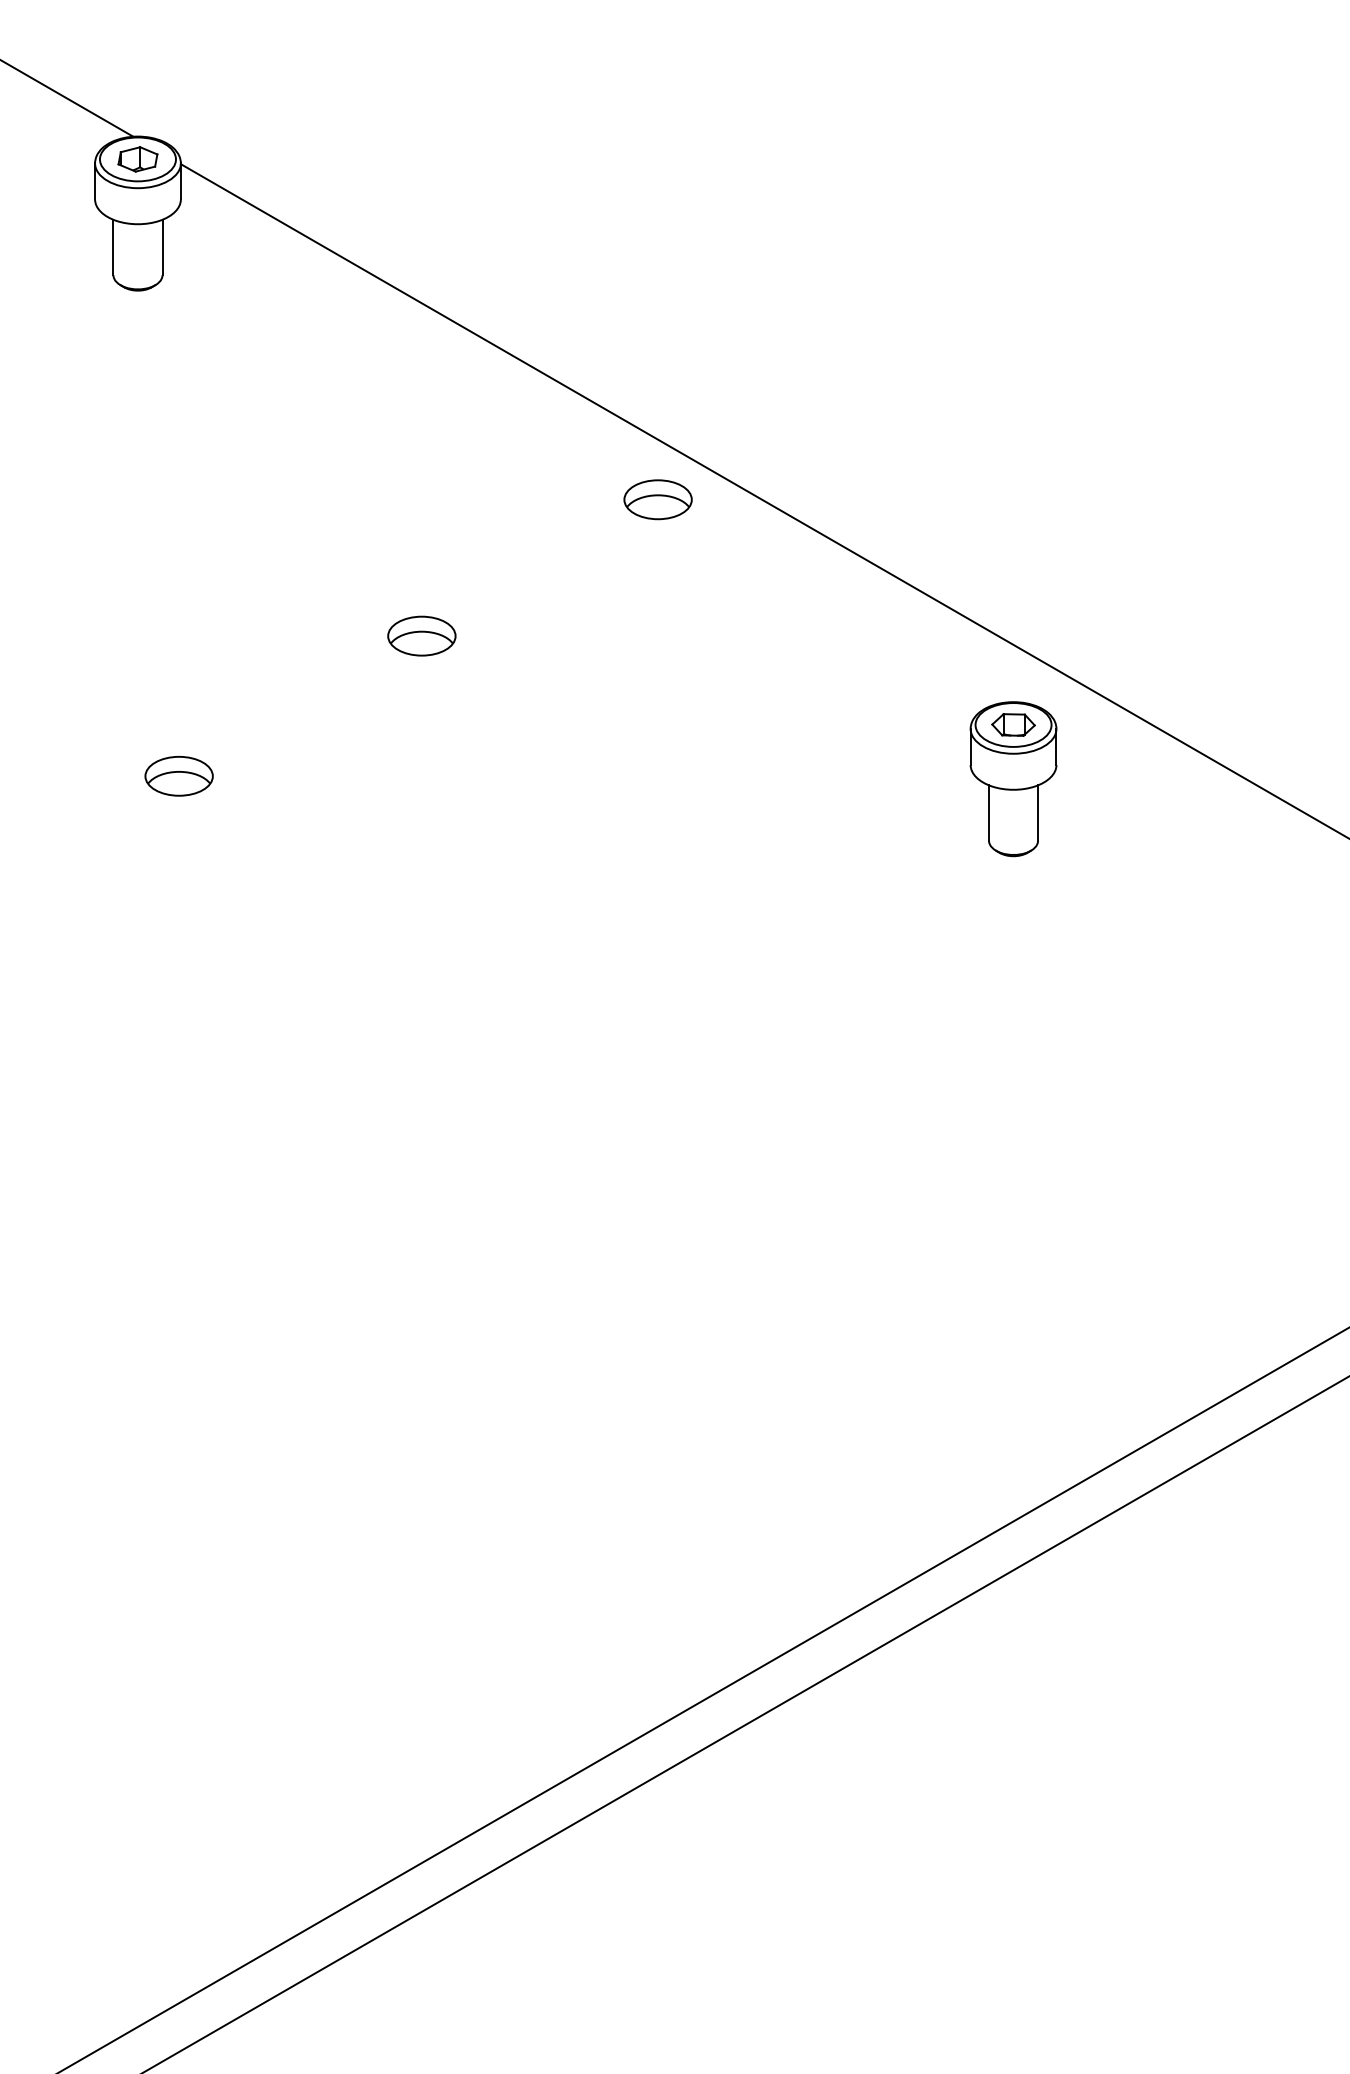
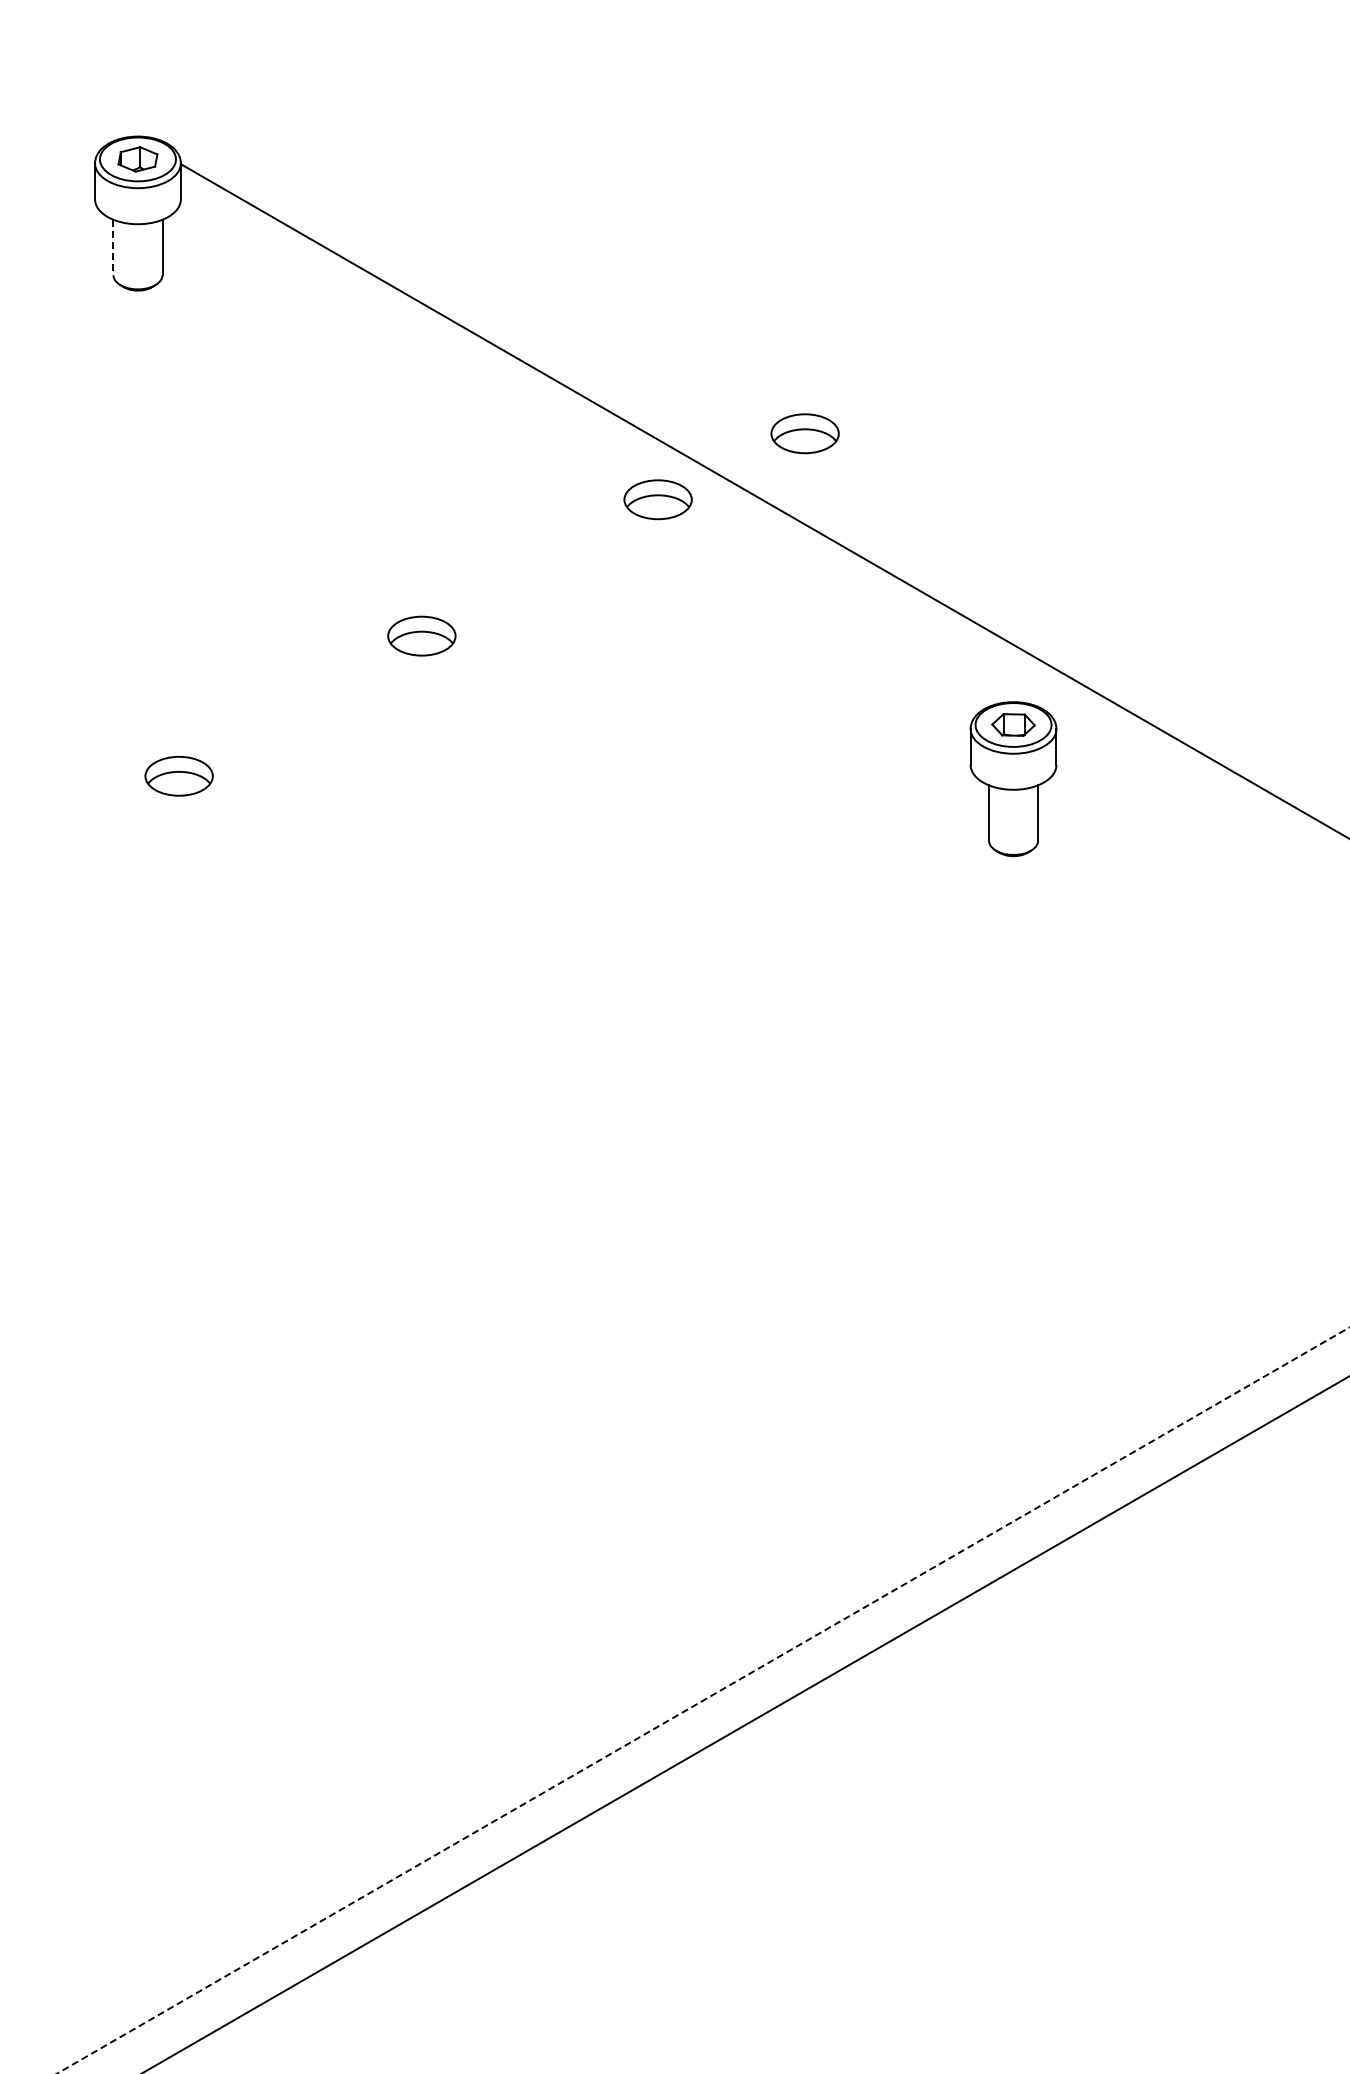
line: present -> none (67, 98)
line: solid -> dashed (113, 247)
part: none -> present (804, 433)
line: solid -> dashed (703, 1700)
